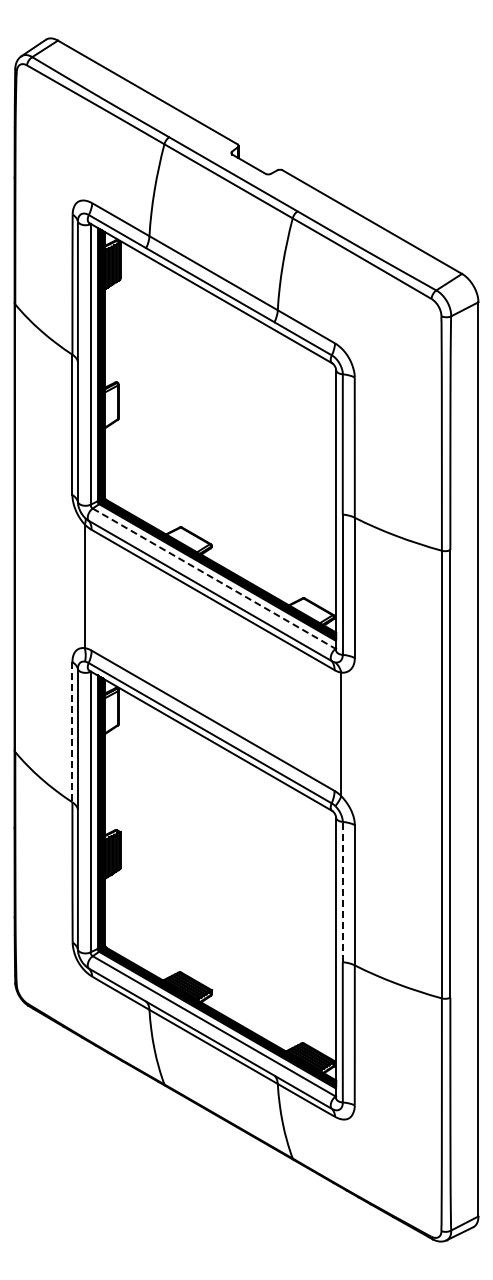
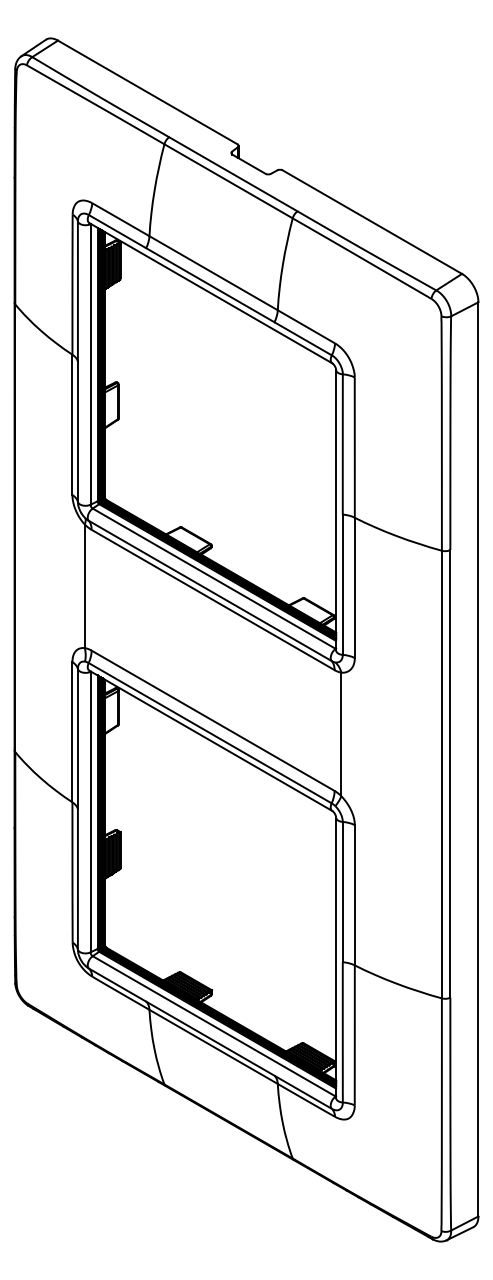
line: dashed -> solid (214, 578)
line: dashed -> solid (72, 732)
line: dashed -> solid (342, 891)
